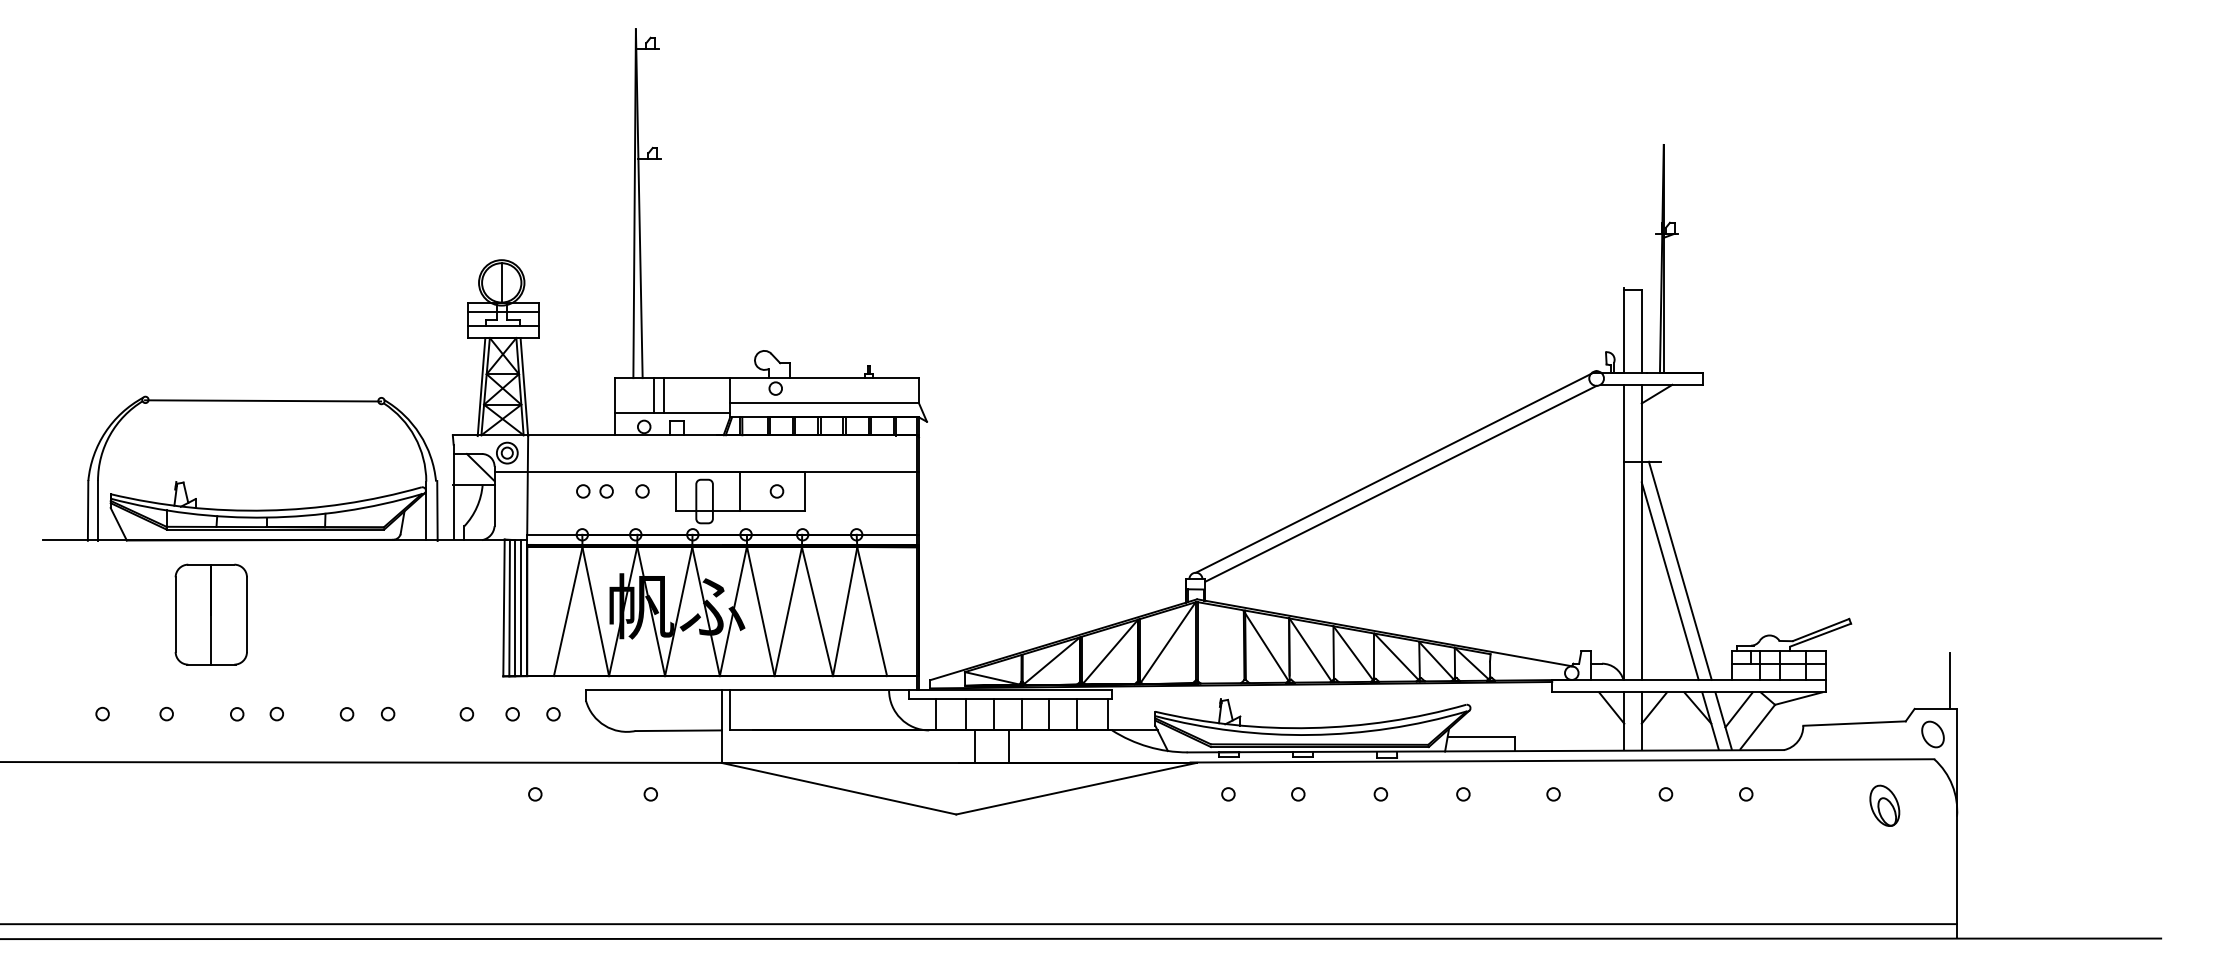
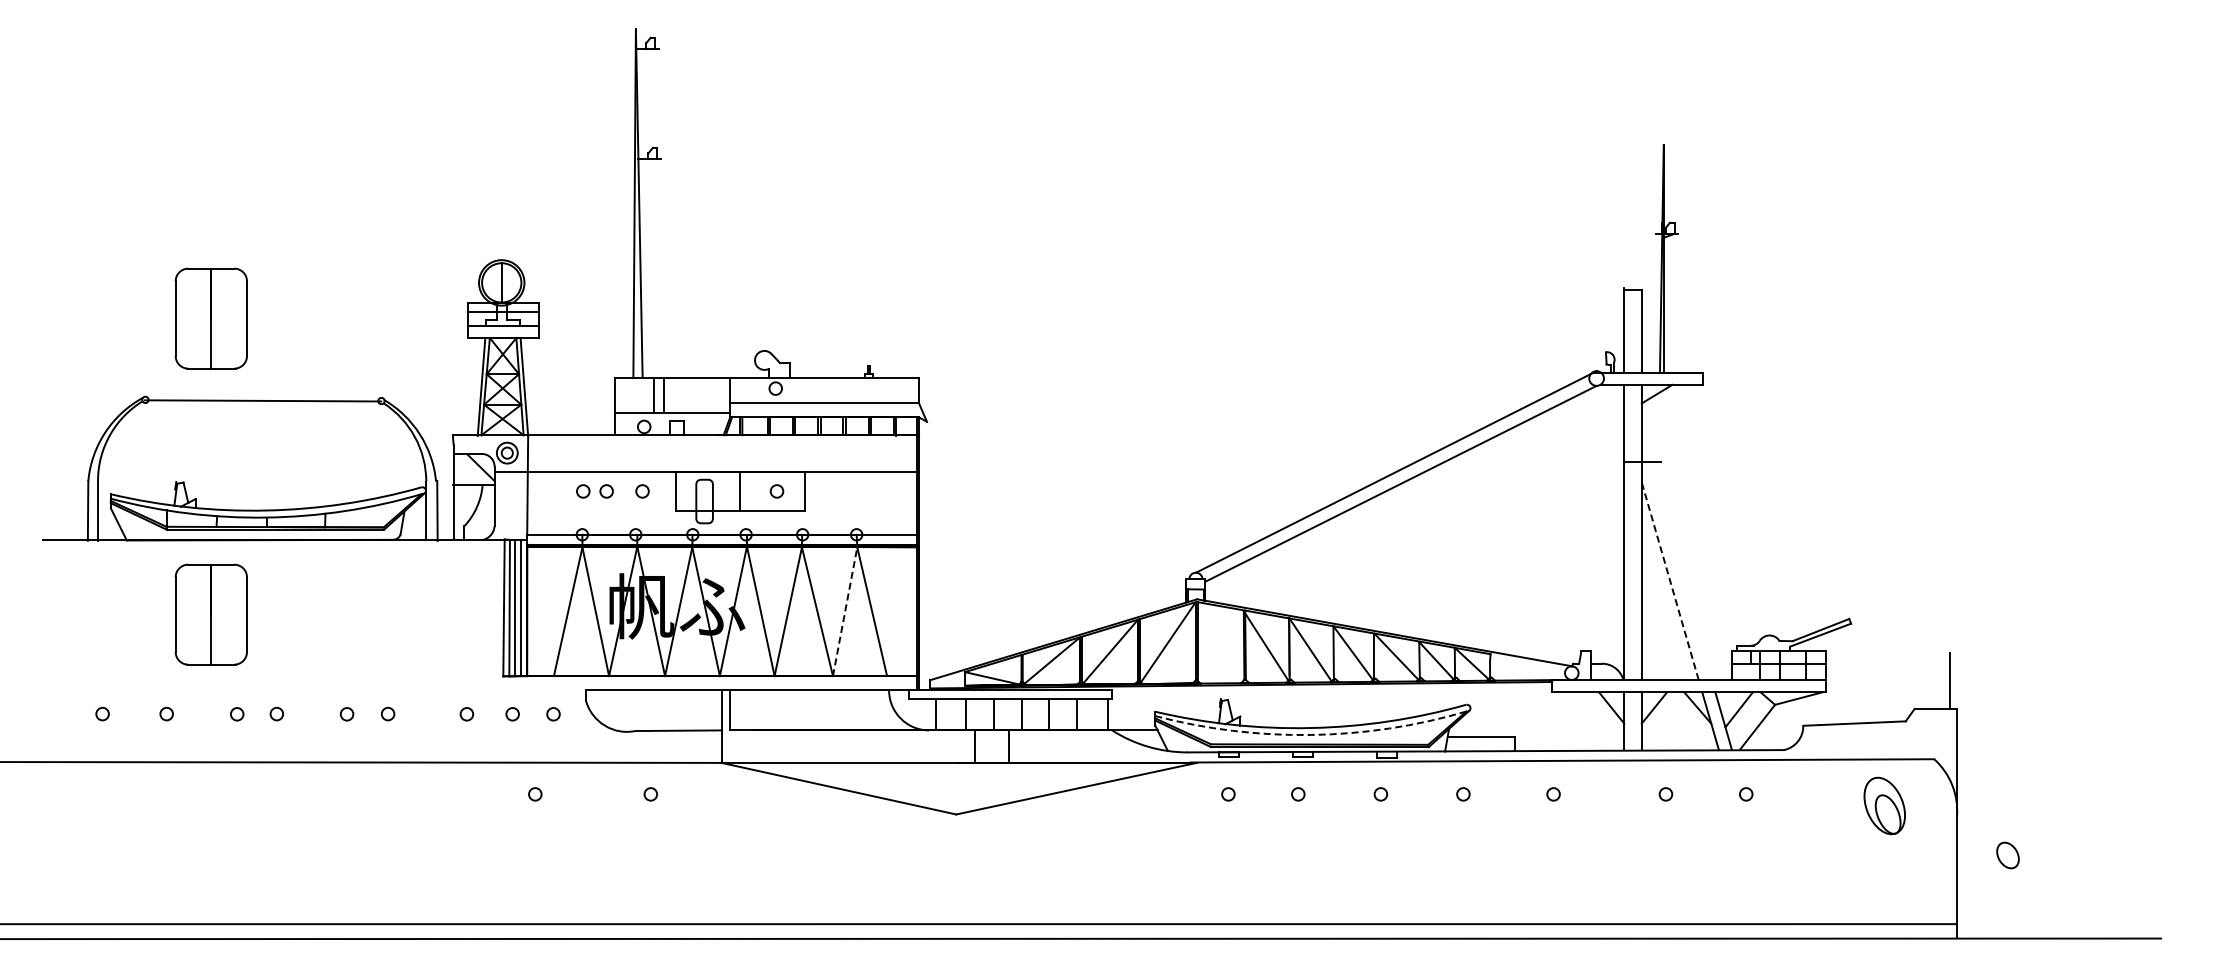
part: none -> present (210, 318)
line: present -> none (1679, 570)
line: solid -> dashed (1670, 581)
line: solid -> dashed (845, 611)
arc: solid -> dashed (1311, 734)
part position: (1932, 734) -> (2007, 855) (2007, 855)
part size: 32x43 px -> 43x60 px (1884, 805)
